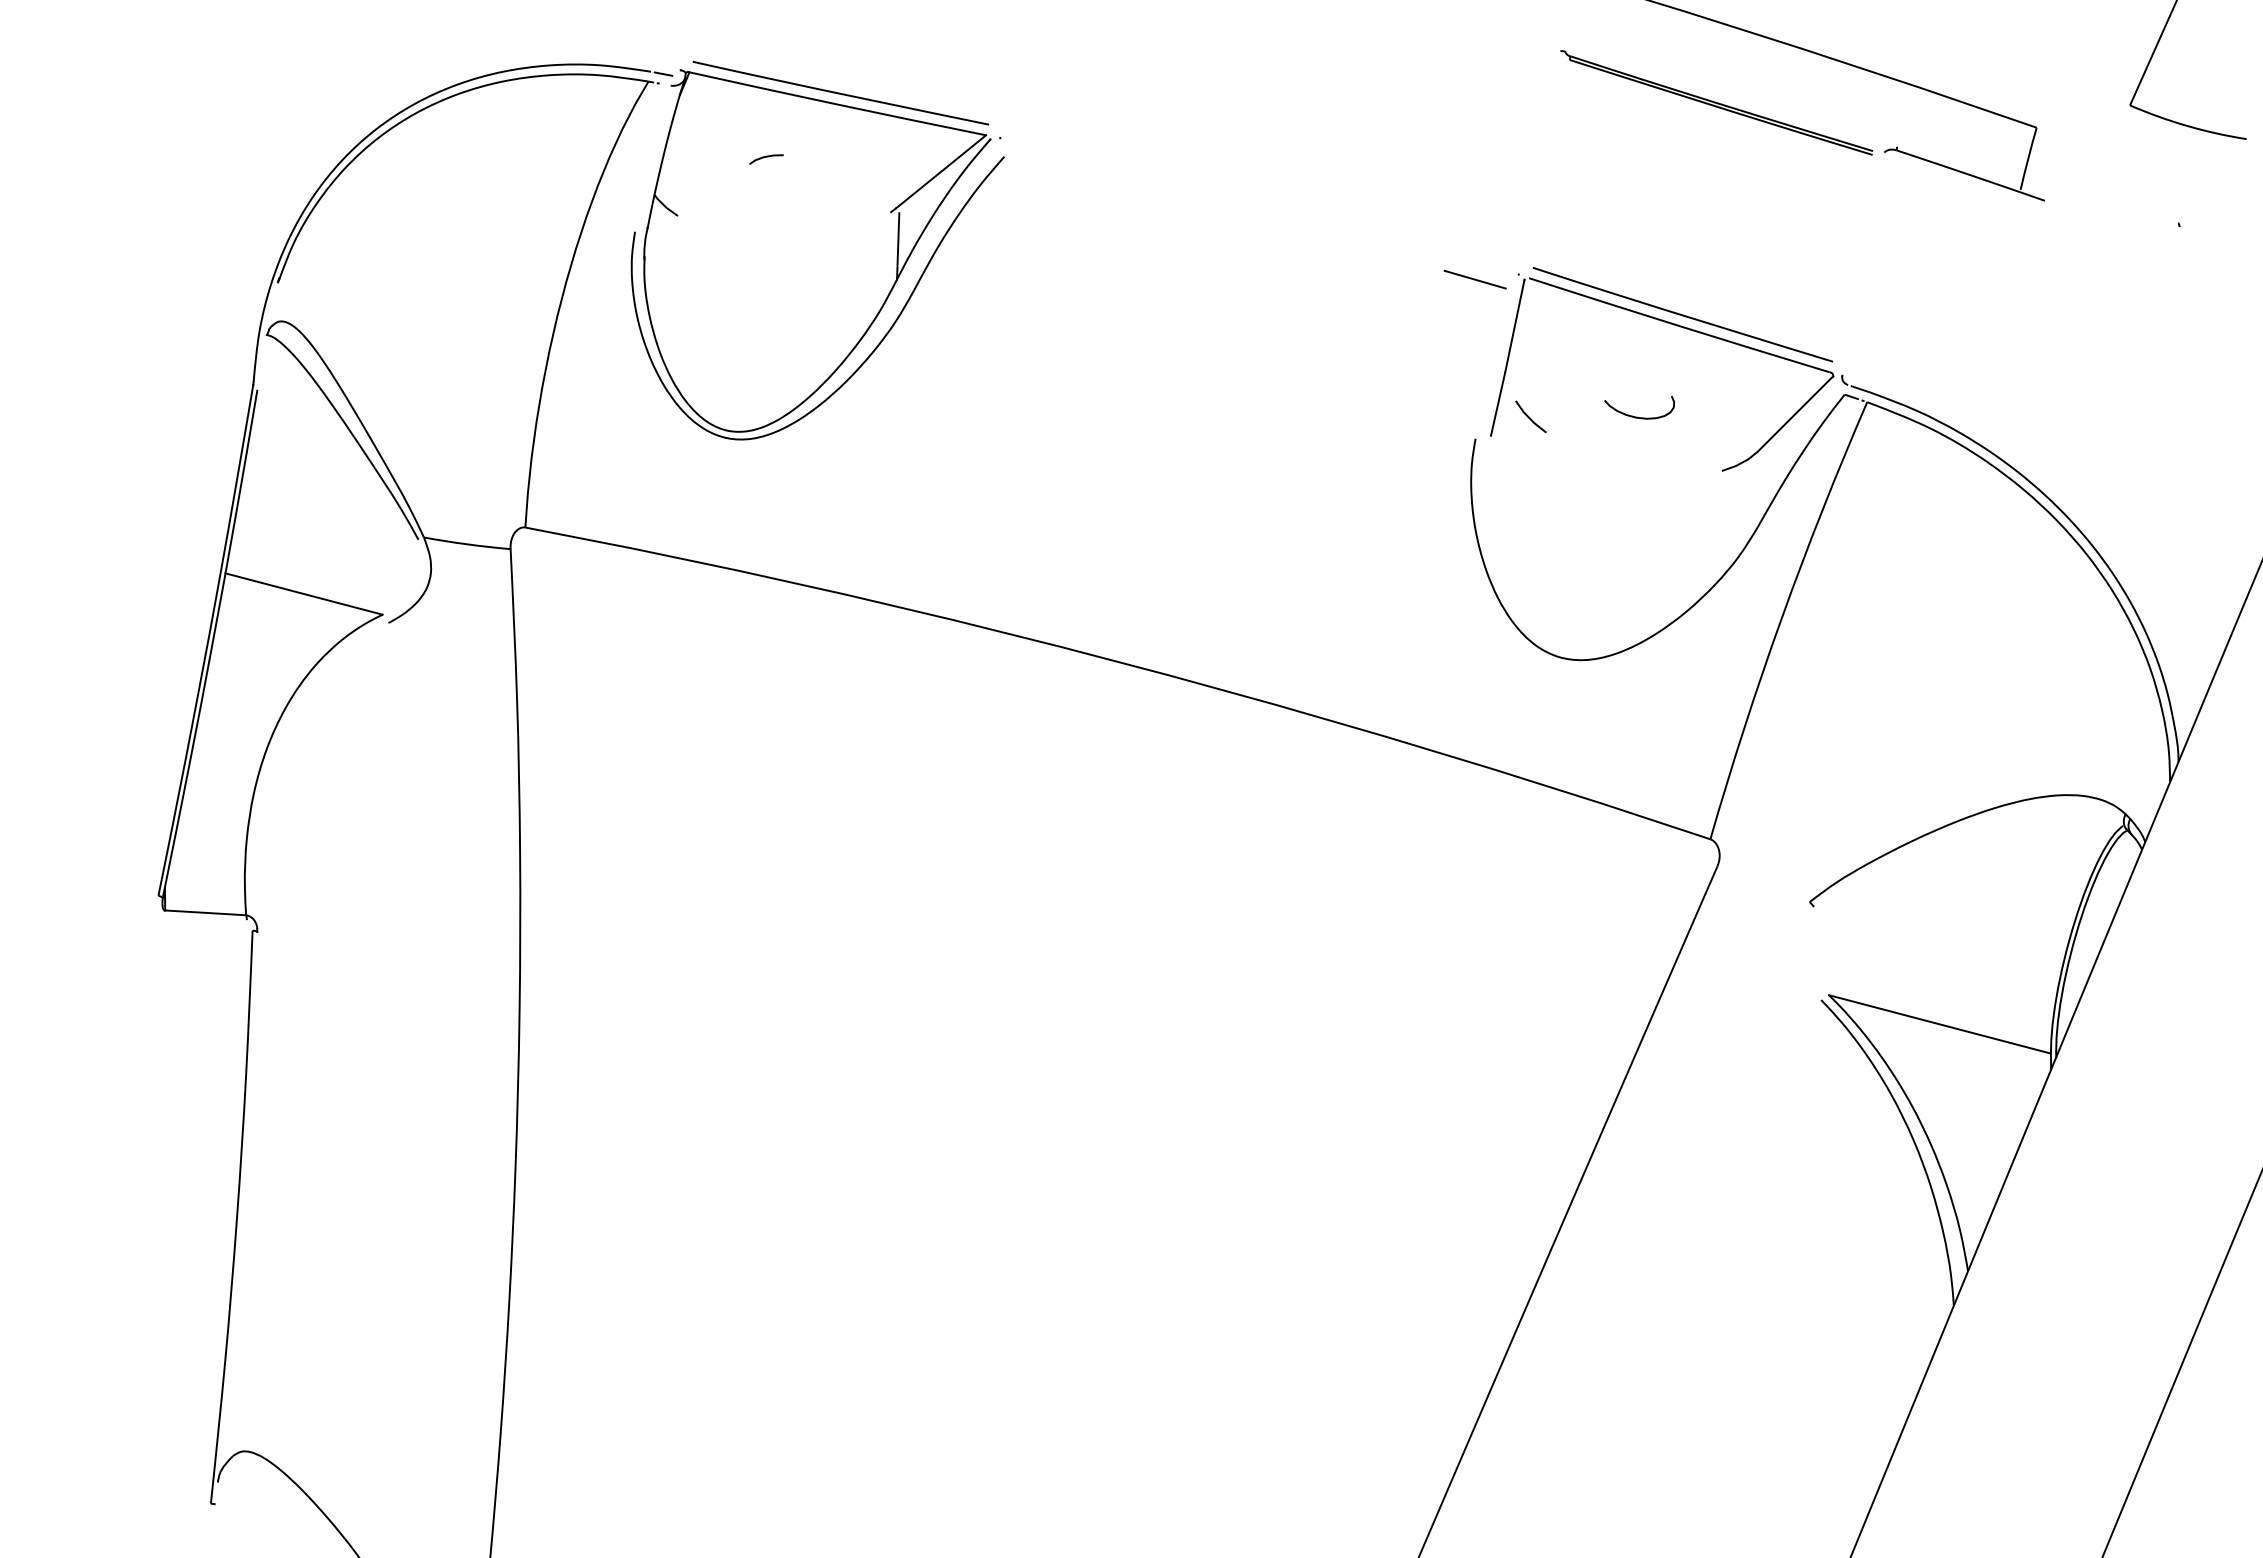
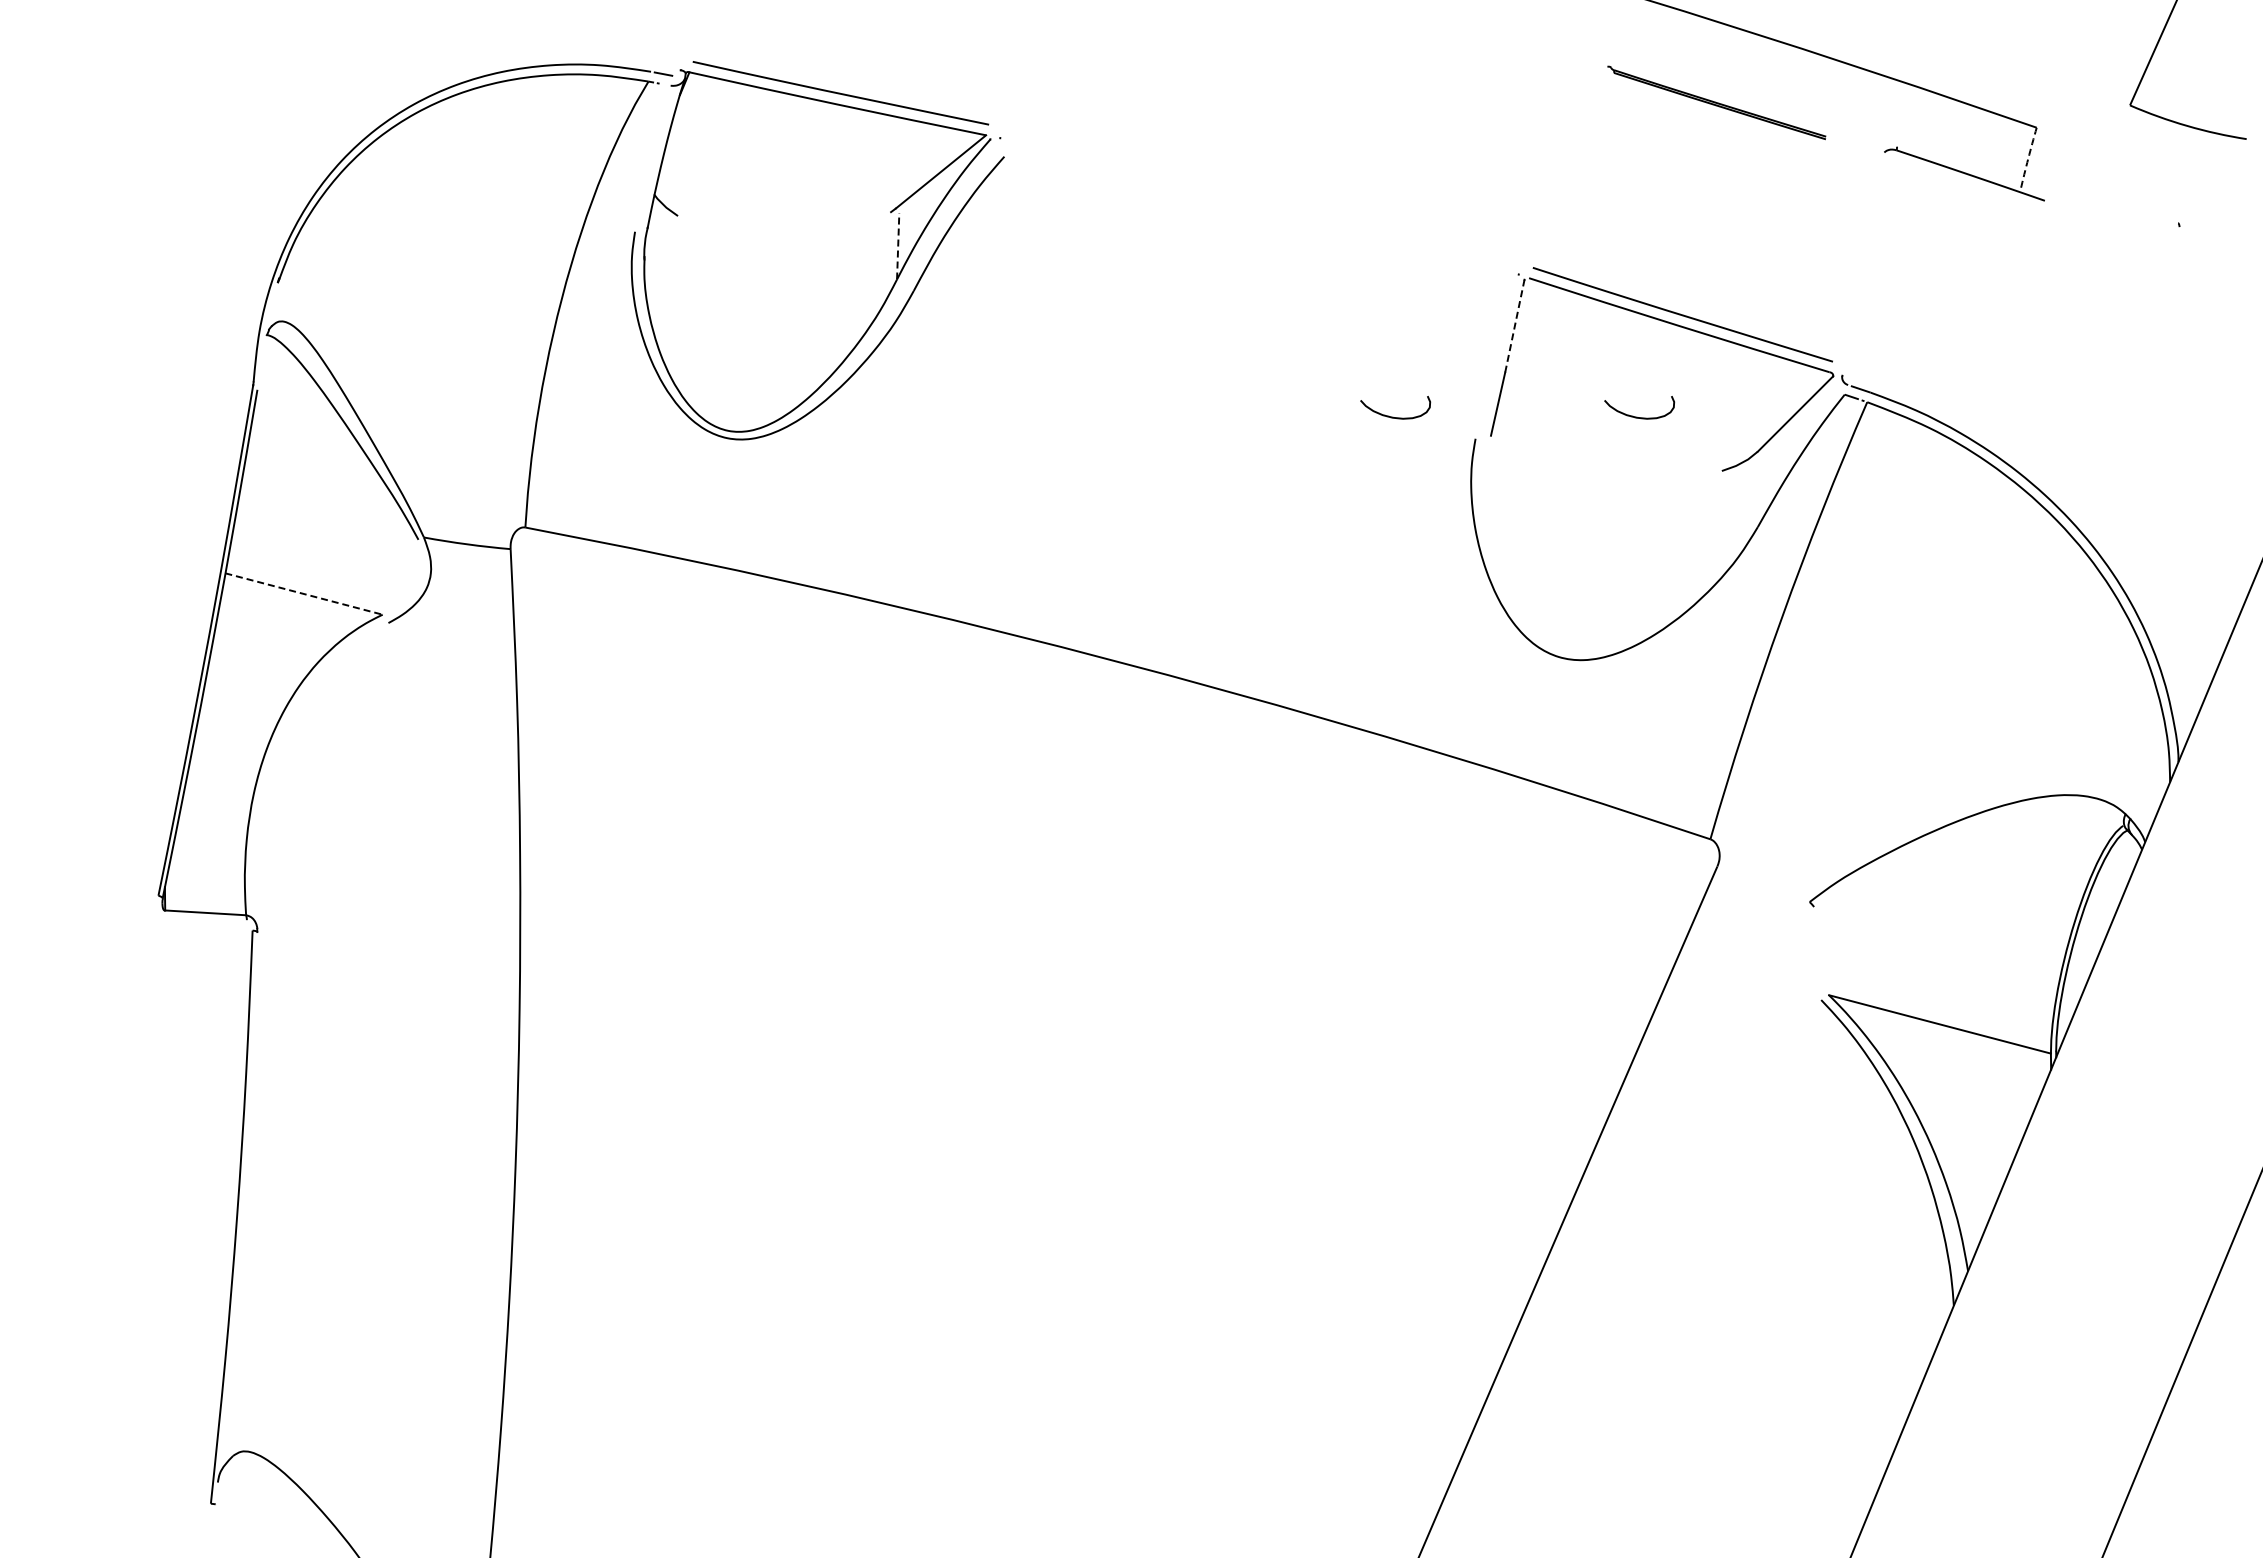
part size: 314x106 px -> 220x76 px (1716, 102)
line: present -> none (766, 157)
arc: solid -> dashed (2028, 158)
line: solid -> dashed (898, 245)
line: present -> none (1474, 279)
line: solid -> dashed (1514, 325)
curve: none -> present (1393, 416)
line: present -> none (1529, 416)
line: solid -> dashed (304, 594)
